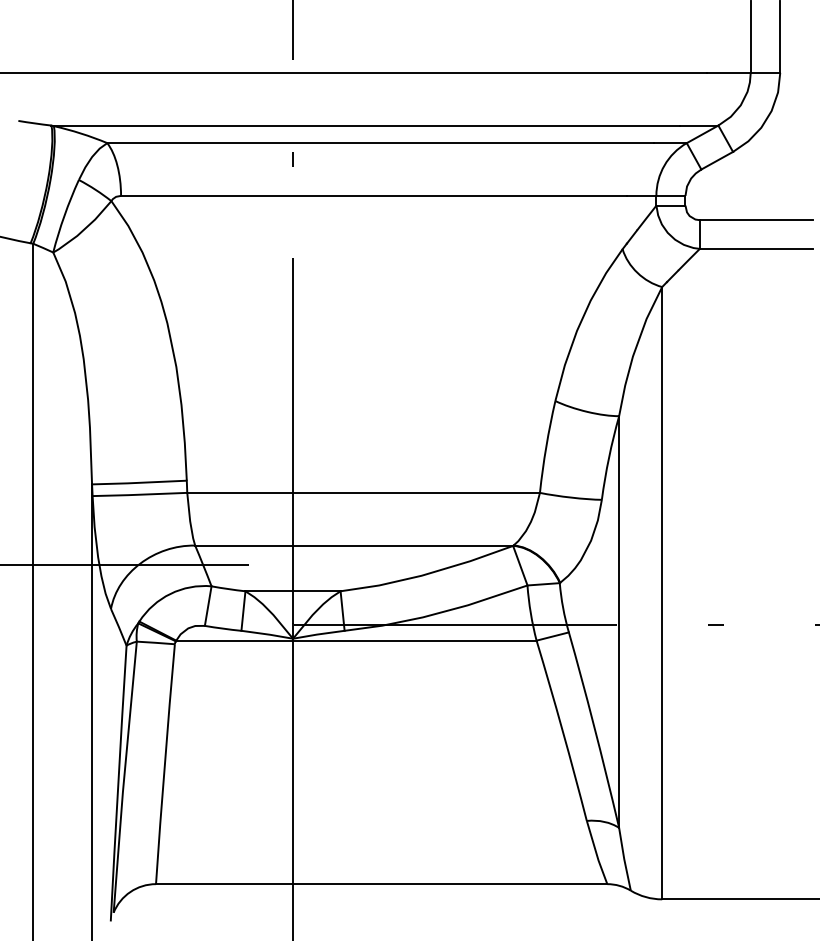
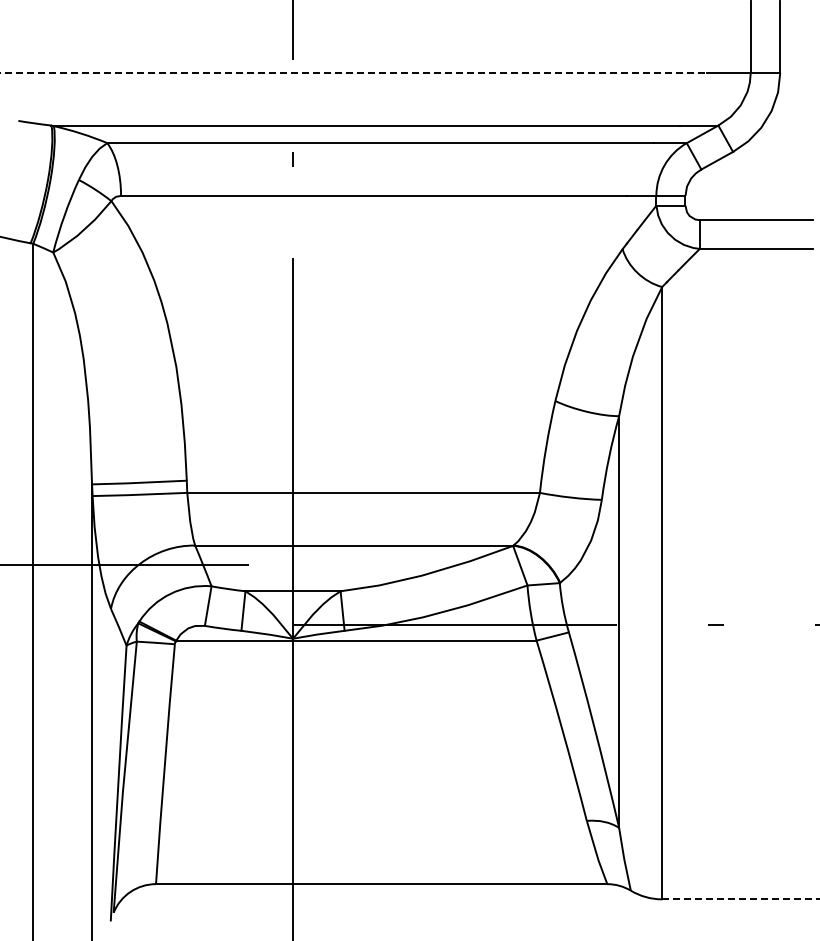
line: solid -> dashed (354, 72)
line: solid -> dashed (740, 899)
